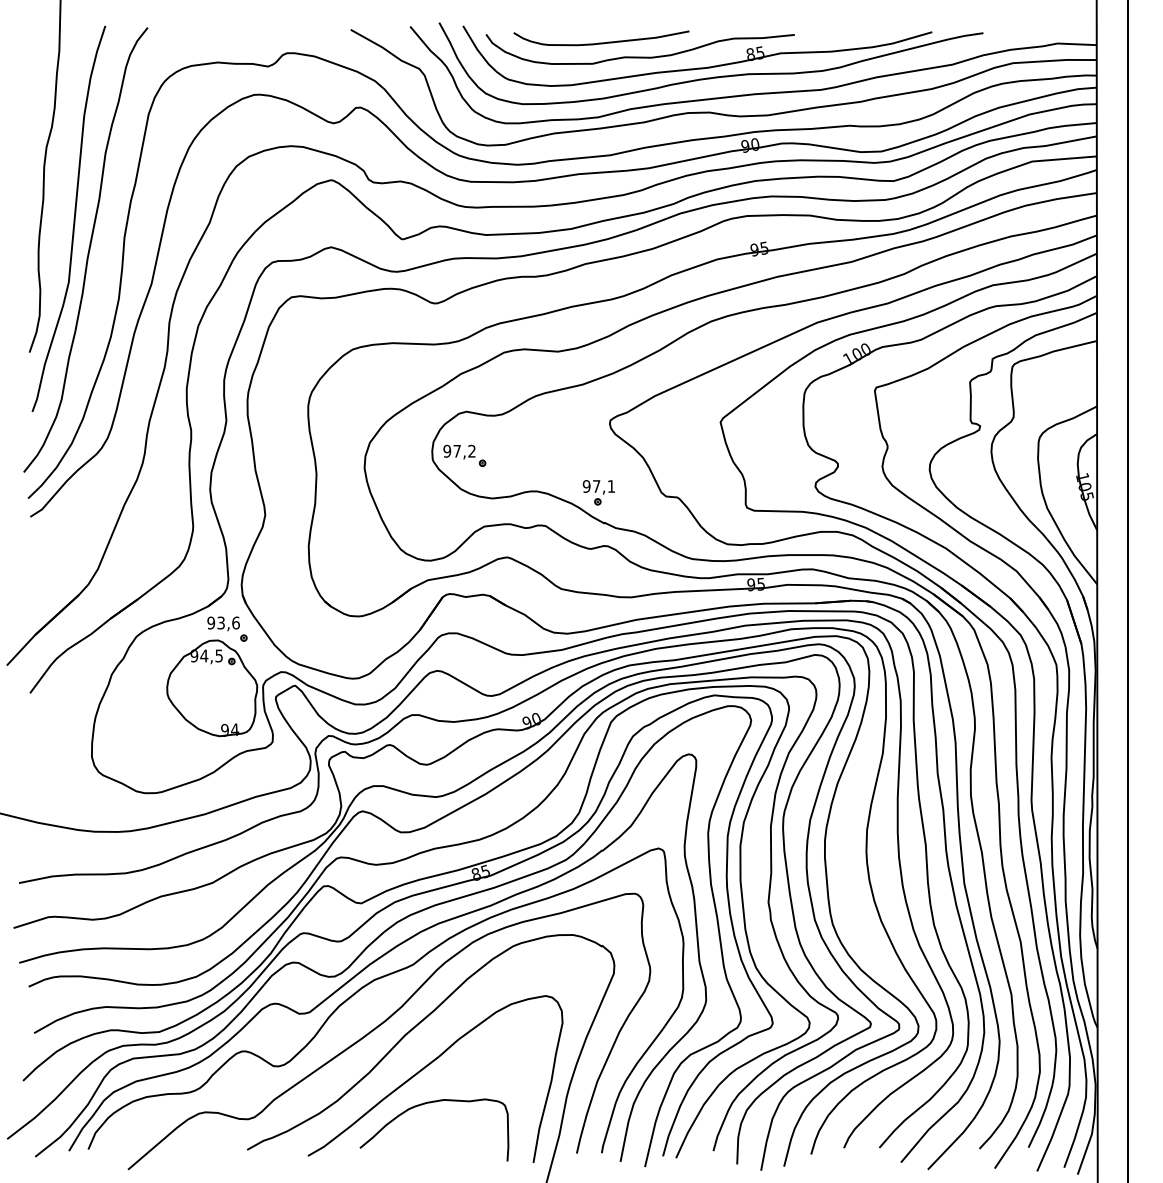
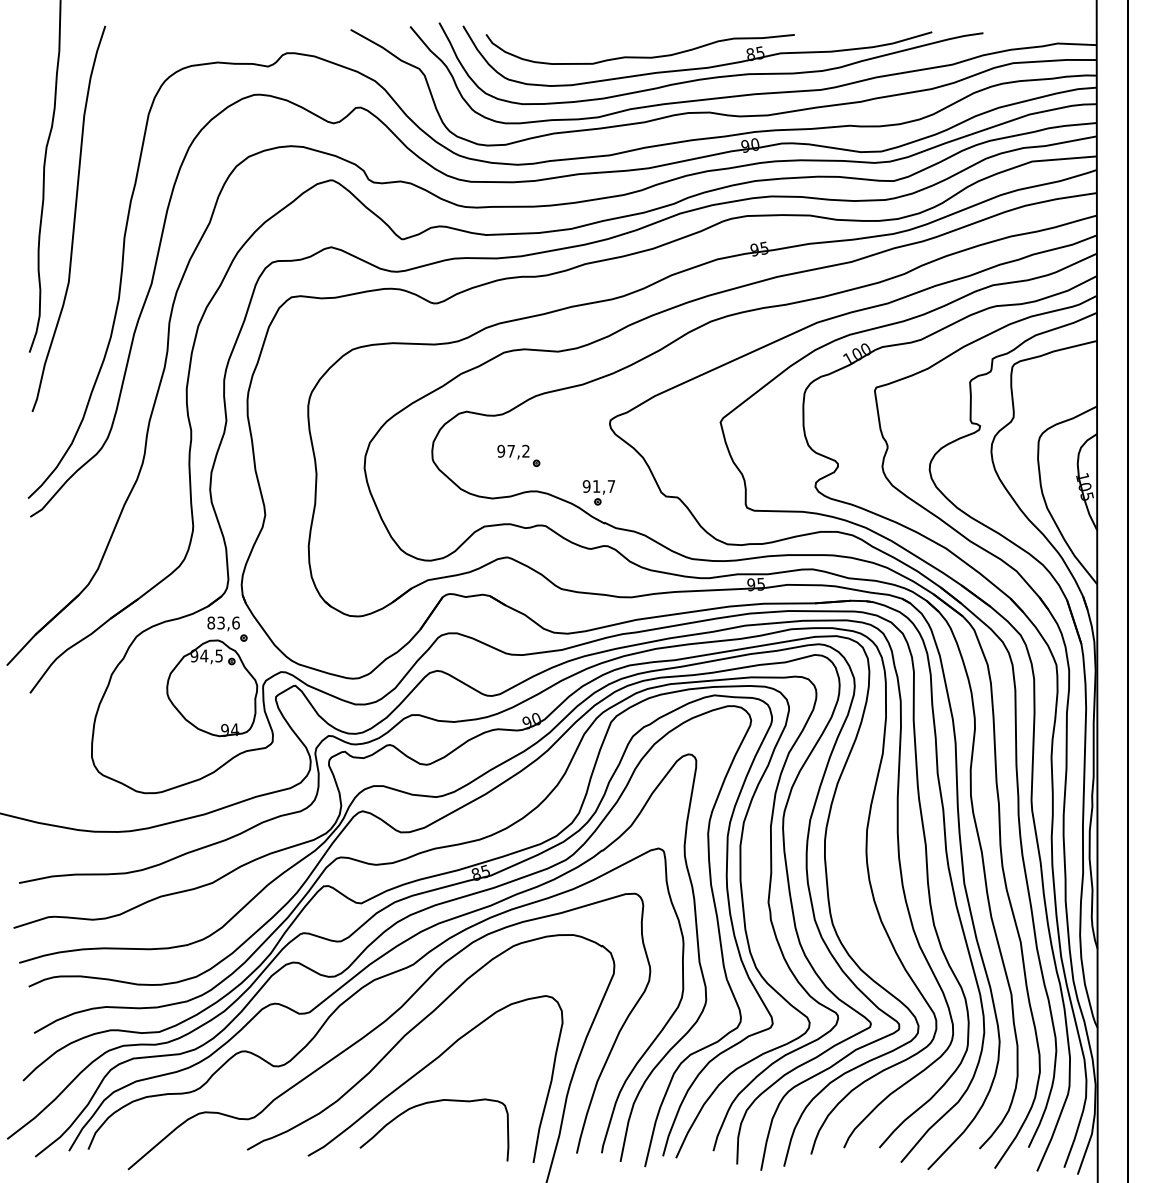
curve: present -> none (601, 42)
curve: present -> none (88, 249)
part position: (464, 455) -> (518, 455) (518, 455)
text: 97,1 -> 91,7 (604, 486)
text: 93,6 -> 83,6 (211, 622)
